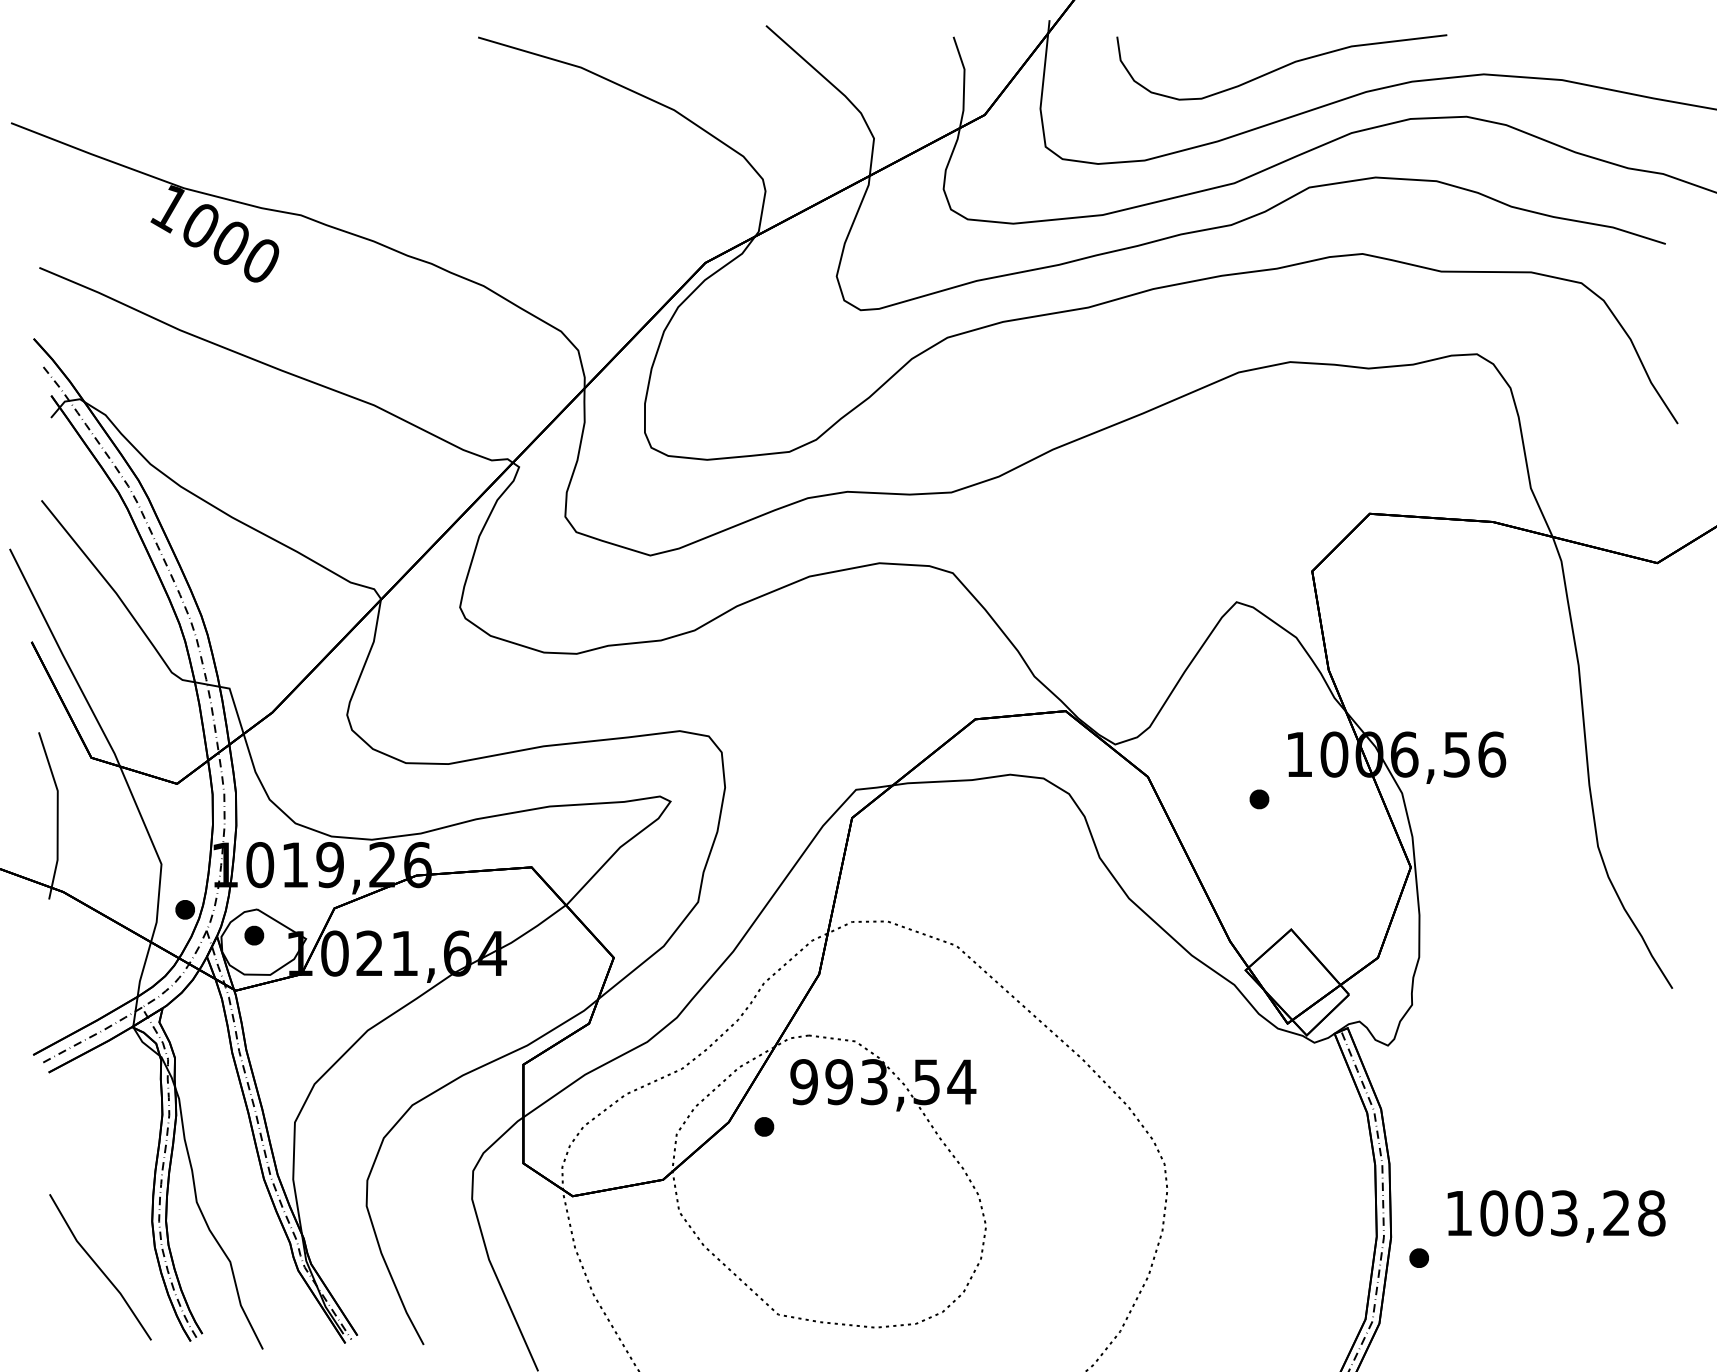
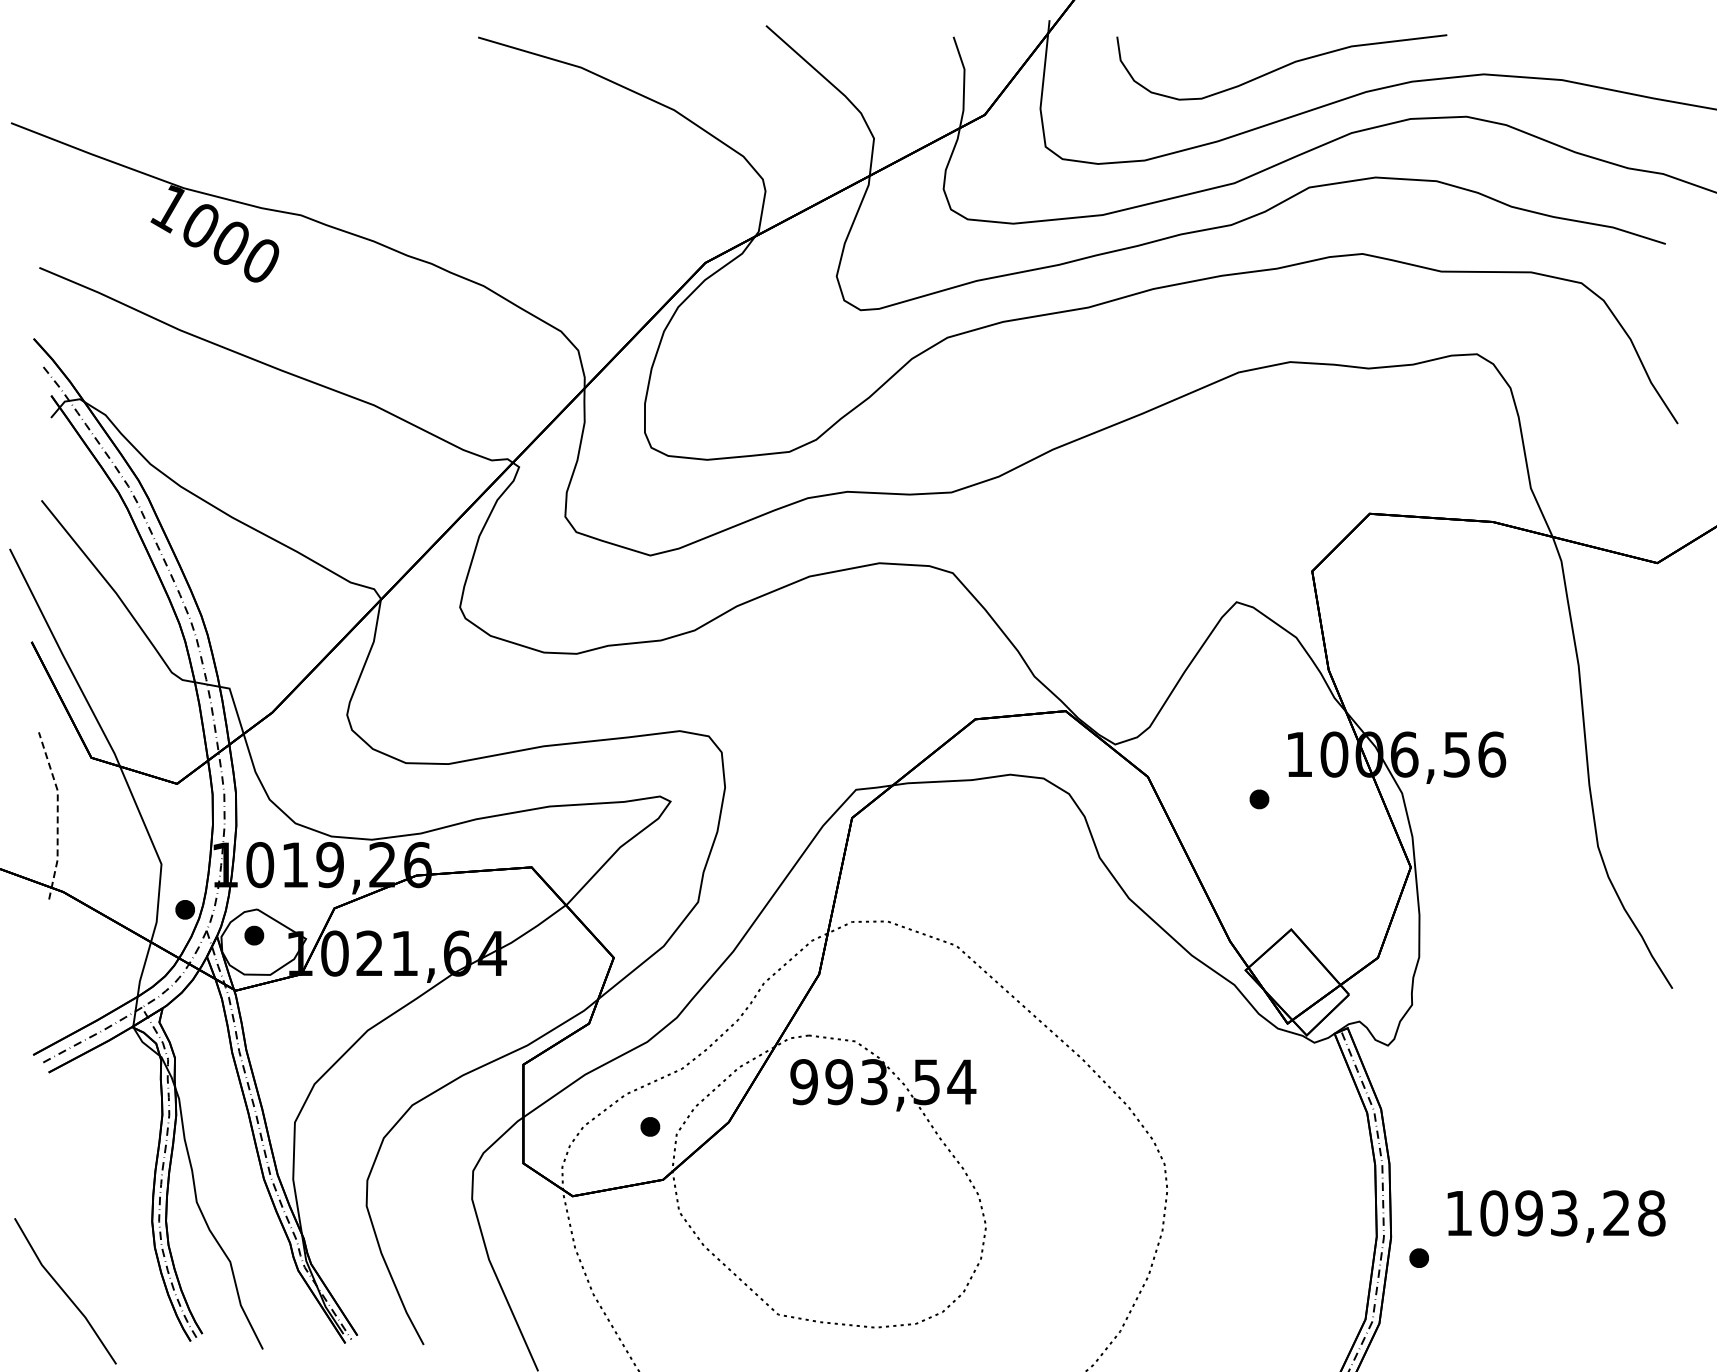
line: solid -> dashed (57, 814)
part position: (764, 1126) -> (650, 1126) (650, 1126)
text: 1003,28 -> 1093,28 (1529, 1213)
line position: (100, 1267) -> (65, 1291) (65, 1291)
